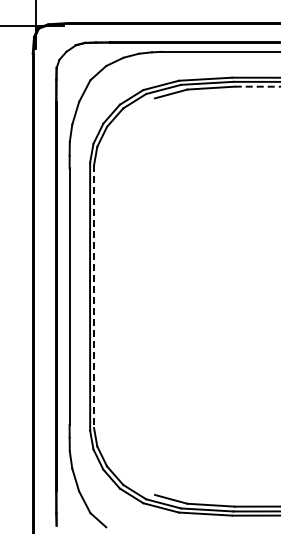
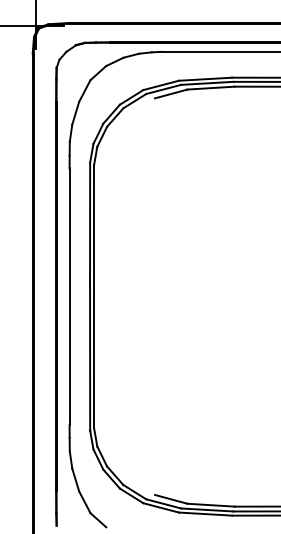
line: dashed -> solid (257, 86)
line: dashed -> solid (94, 297)
